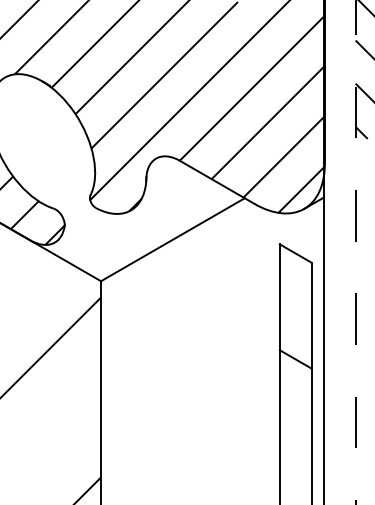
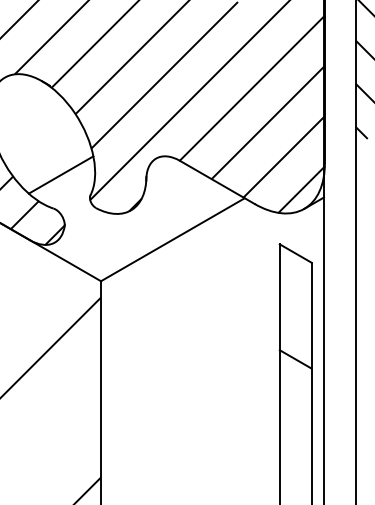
line: none -> present (60, 174)
line: dashed -> solid (355, 252)
